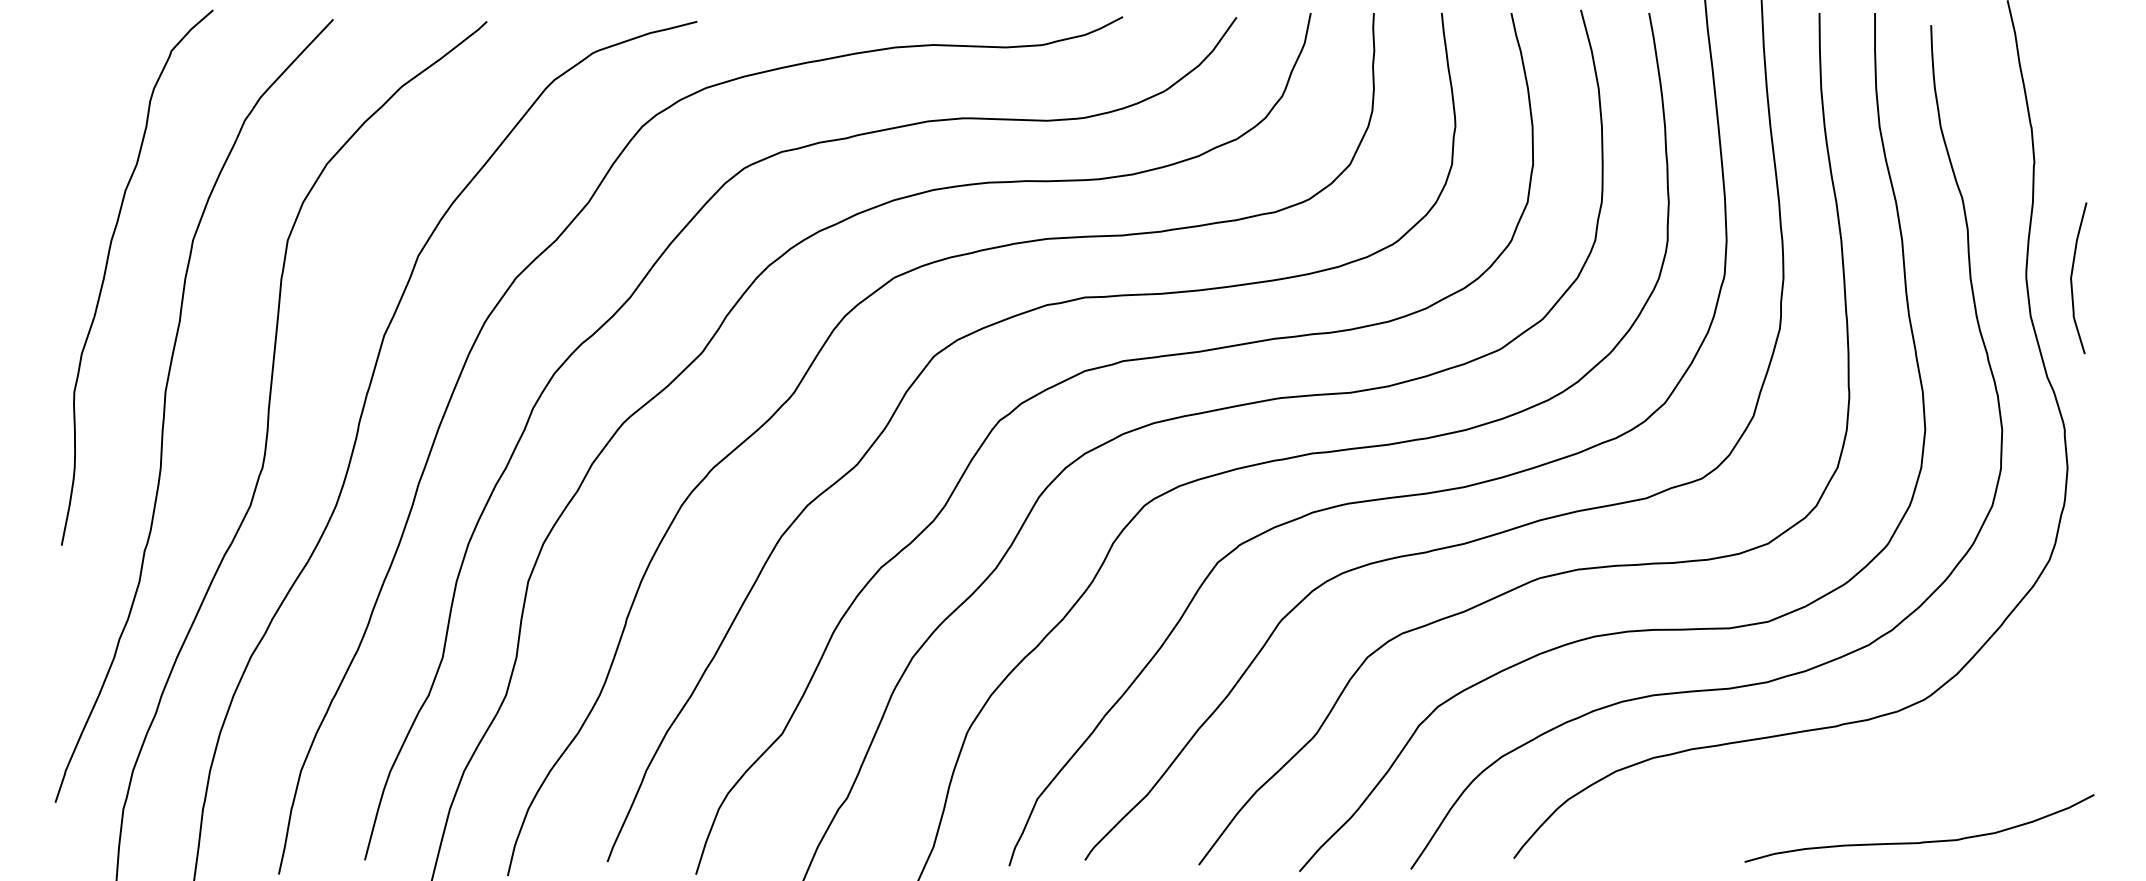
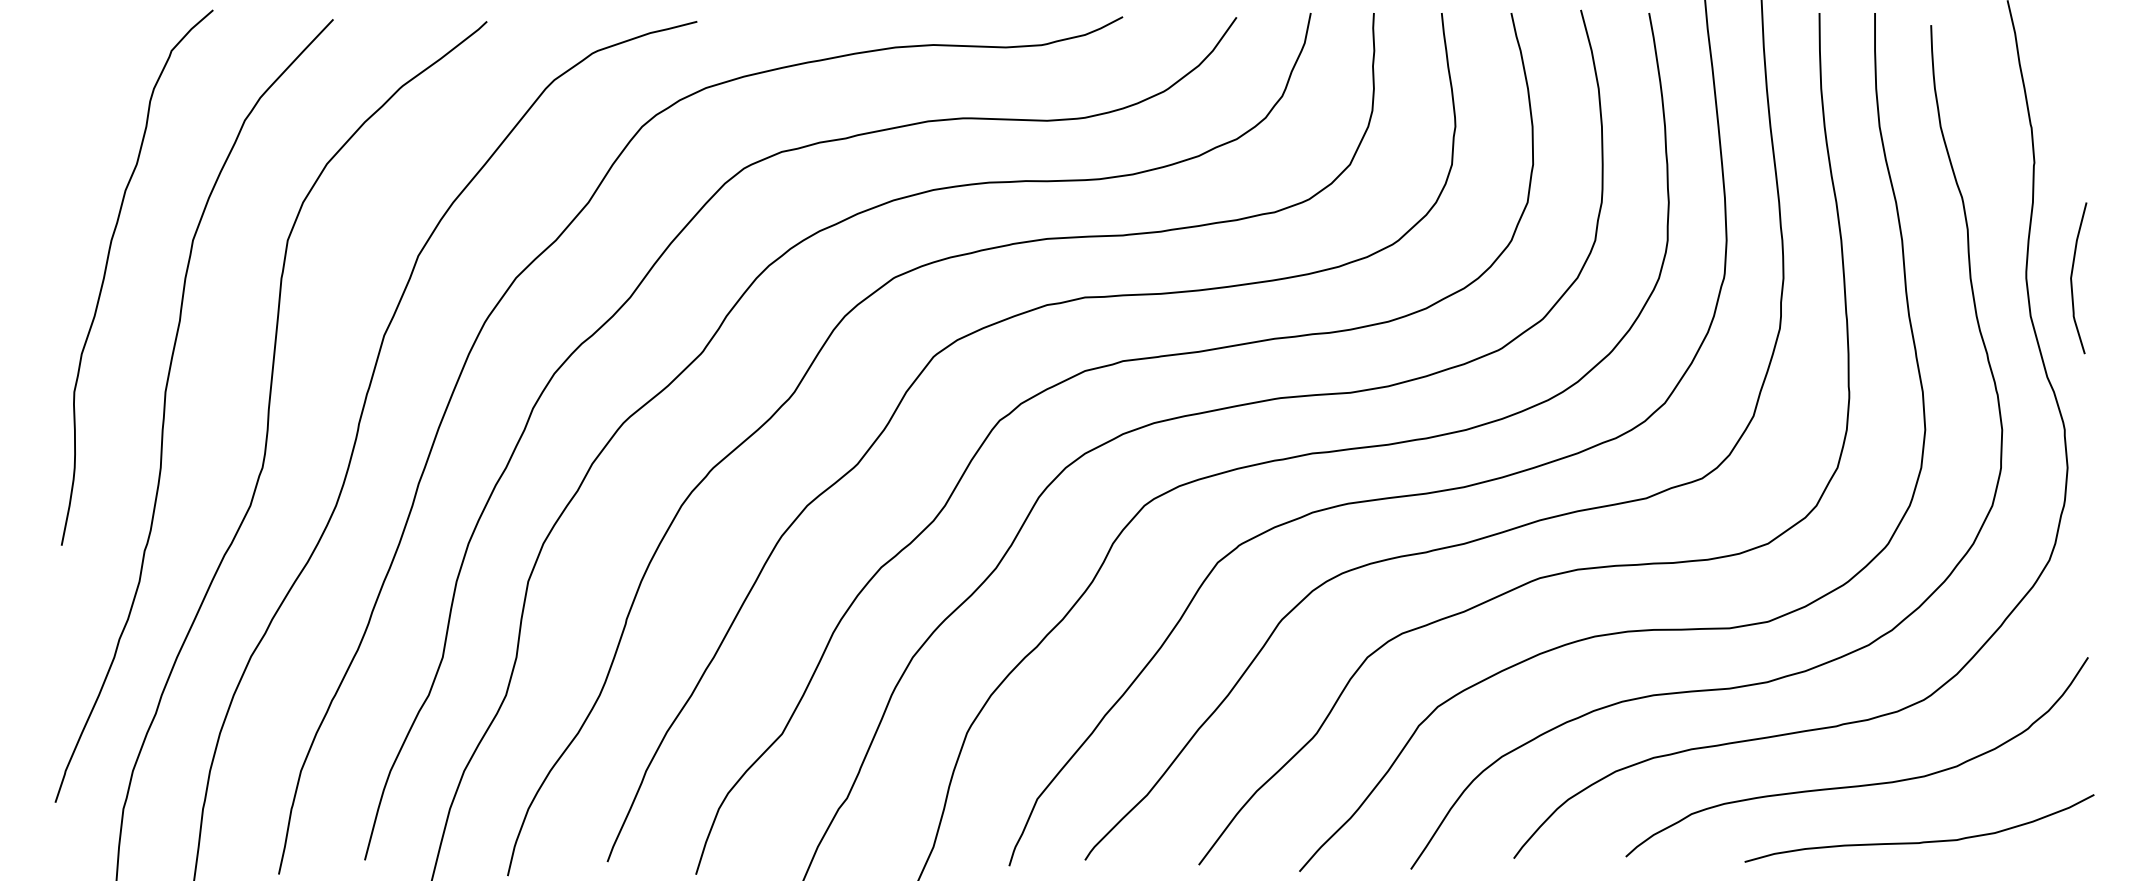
curve: none -> present (1862, 784)
